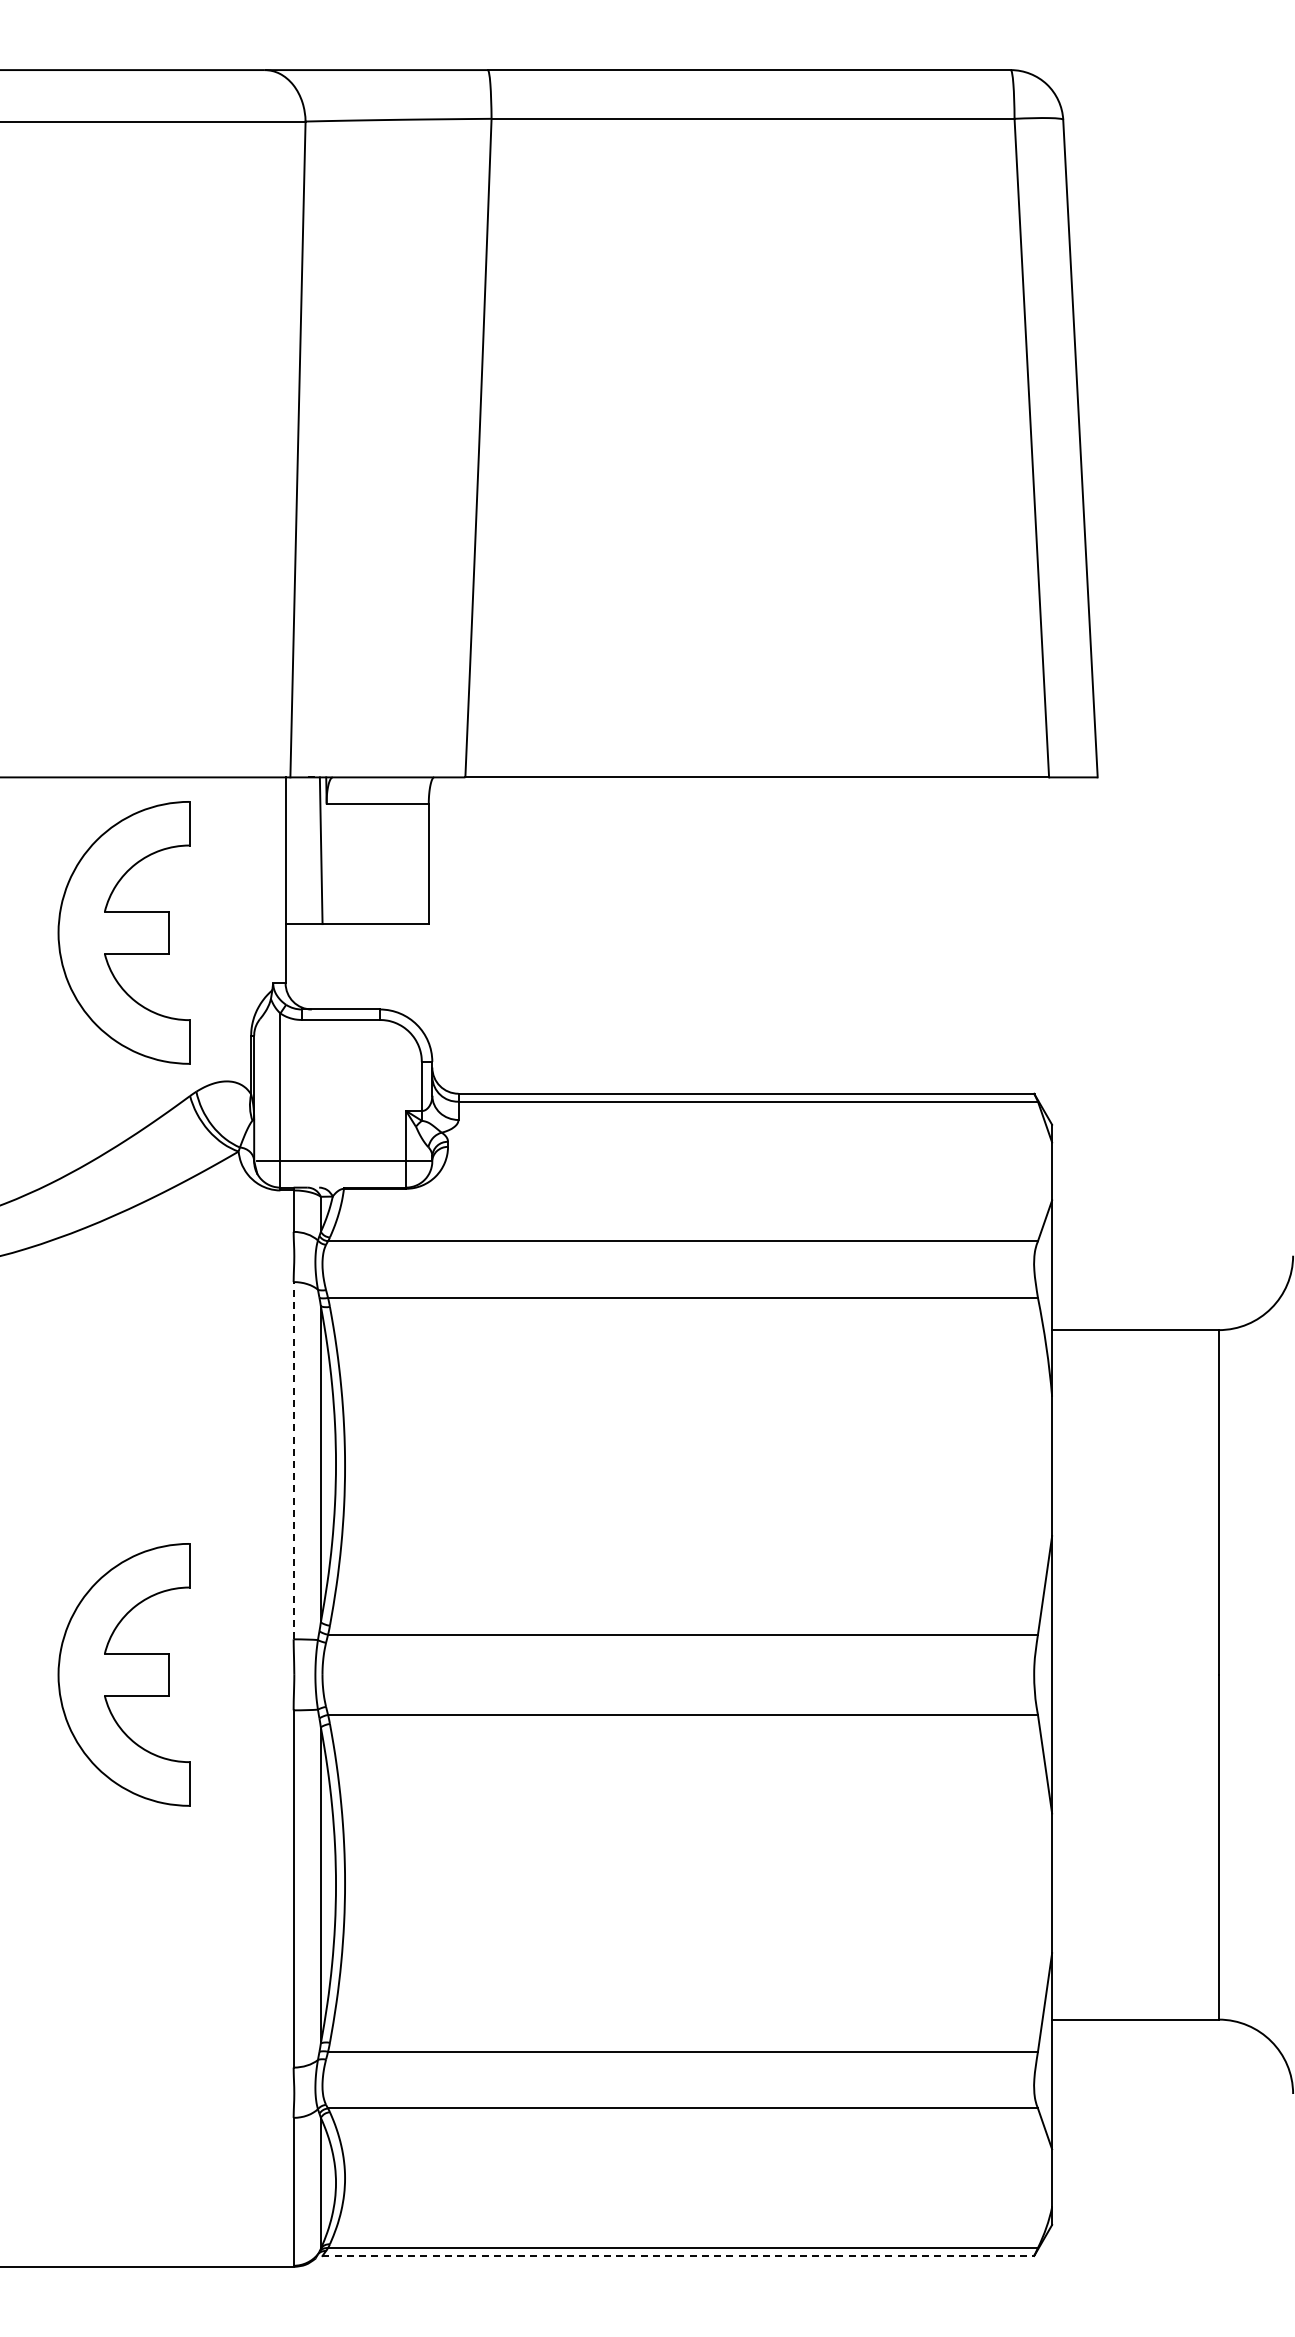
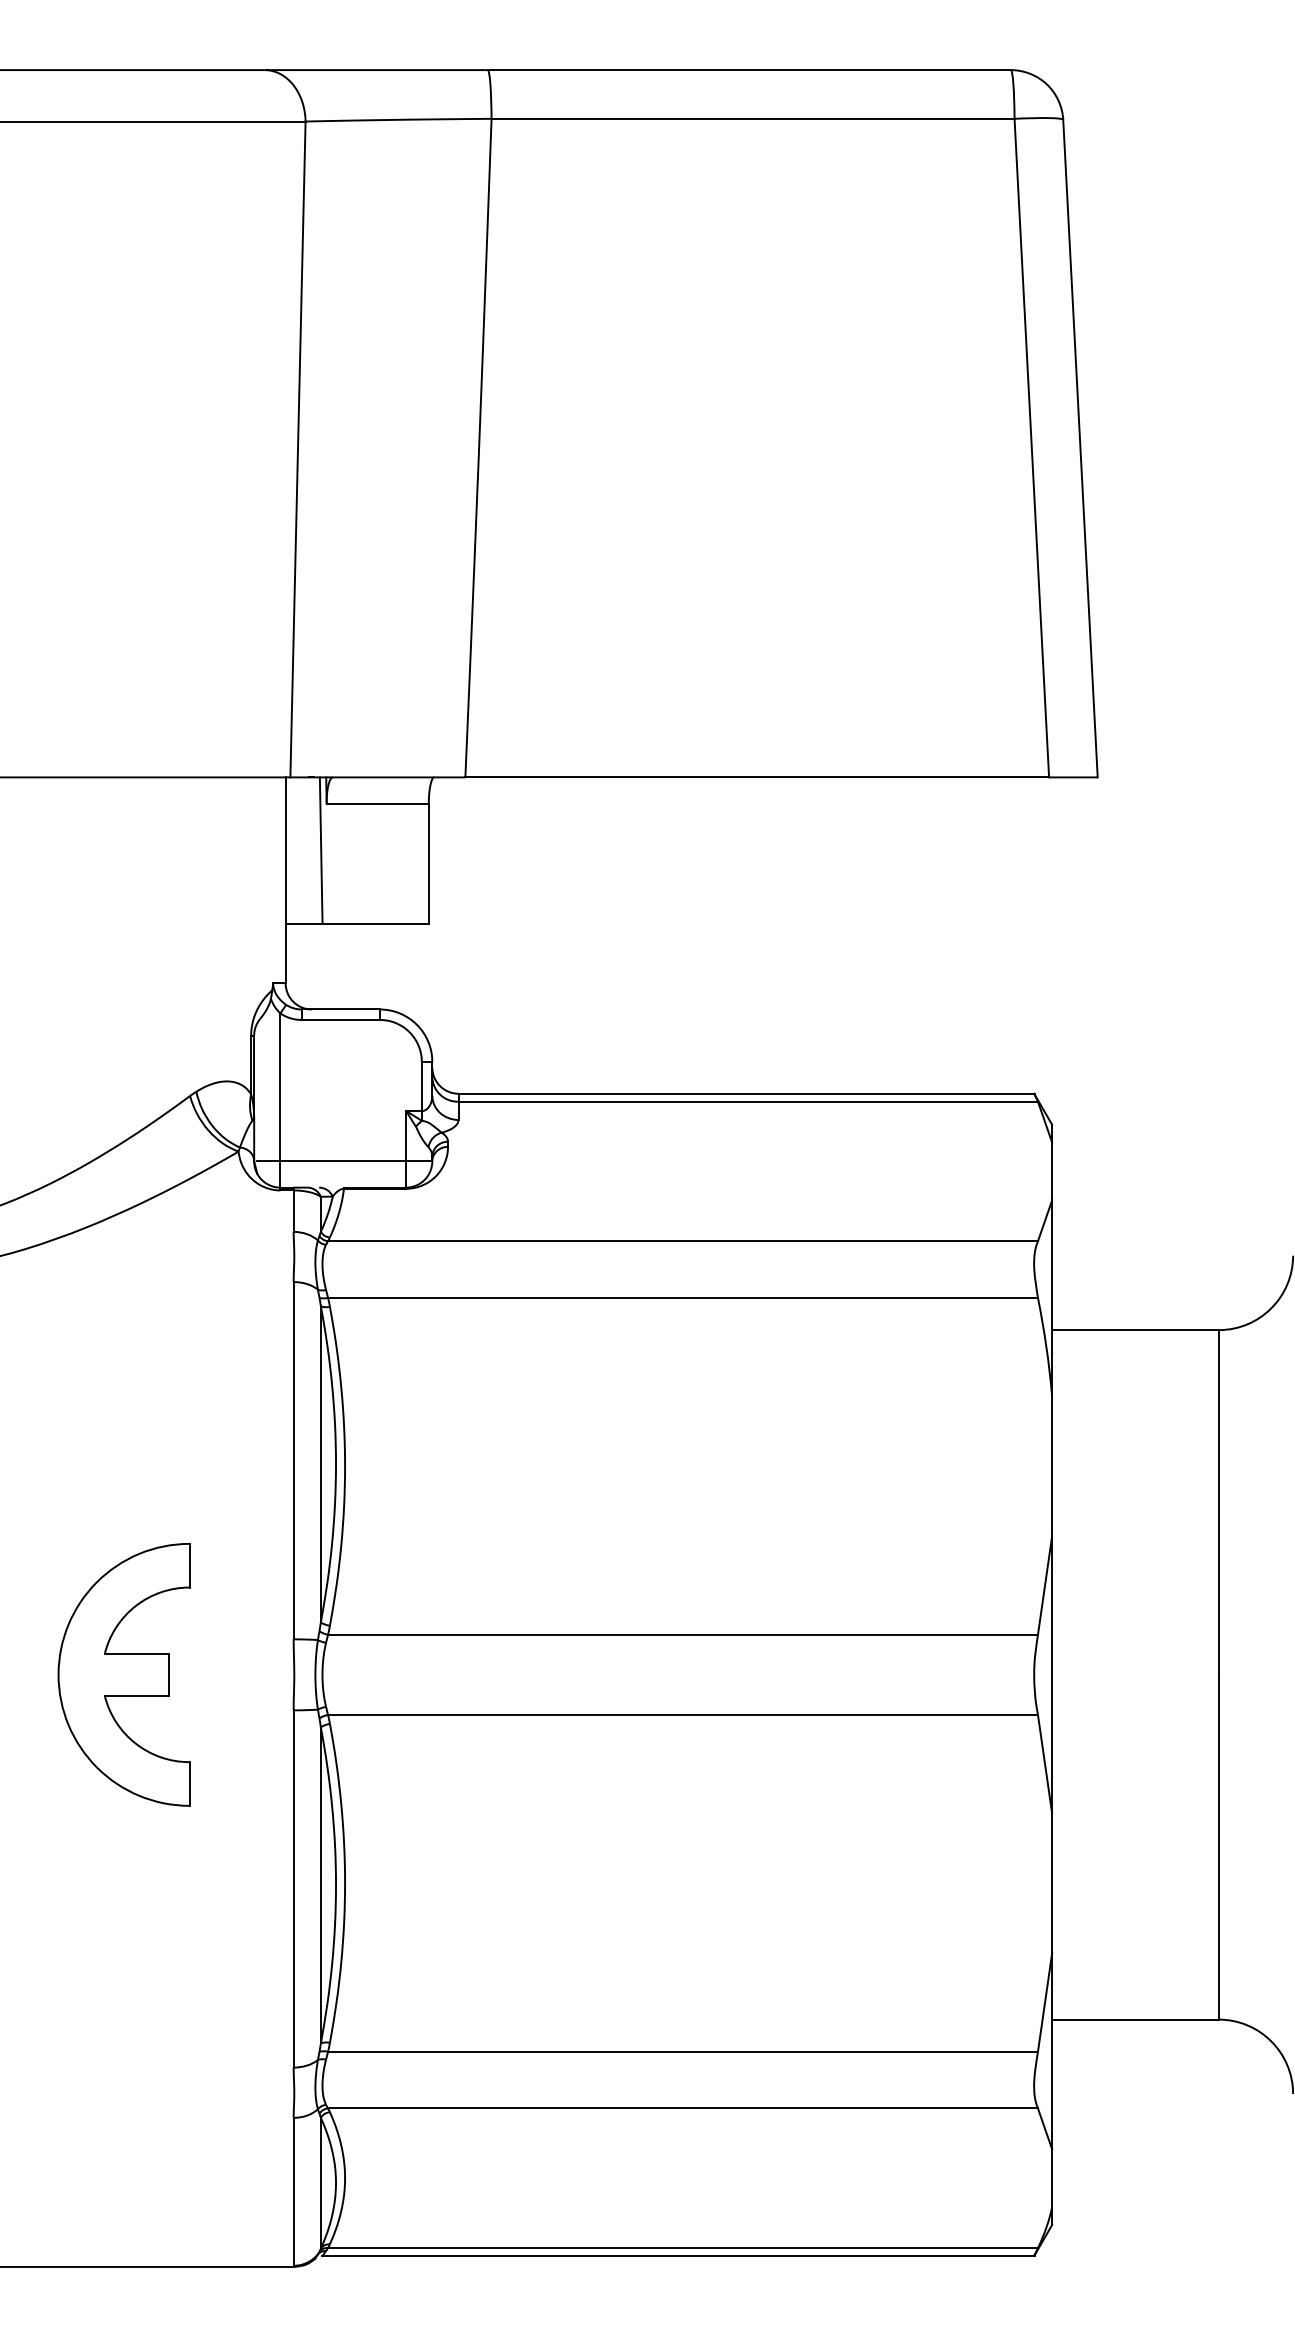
part: present -> none (123, 932)
line: dashed -> solid (293, 1460)
line: dashed -> solid (679, 2256)
